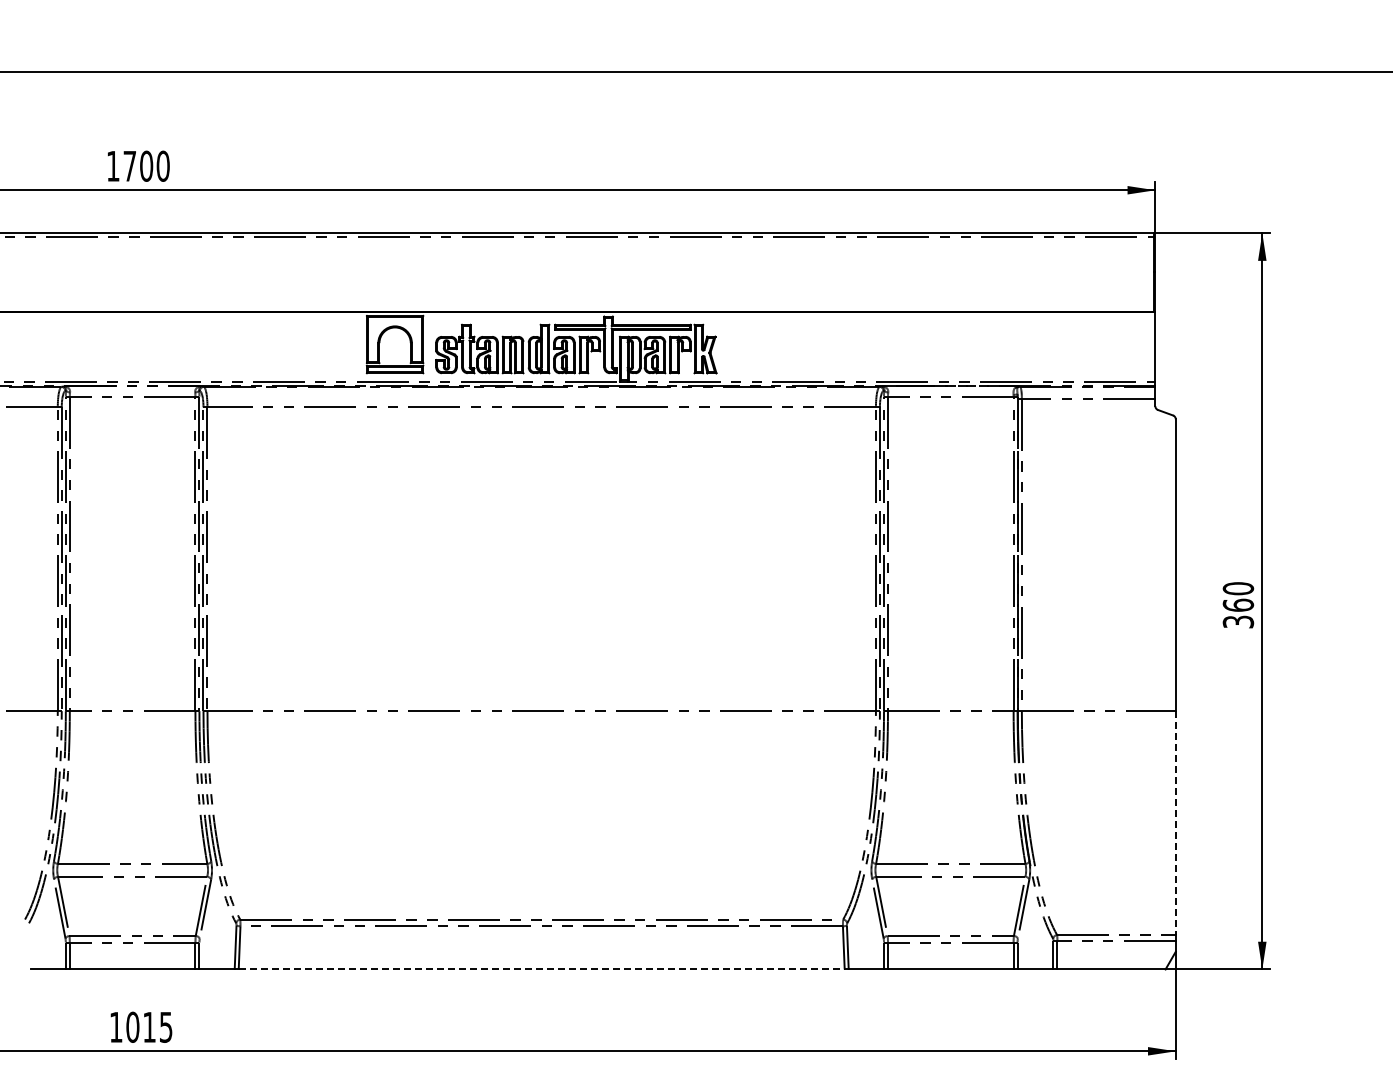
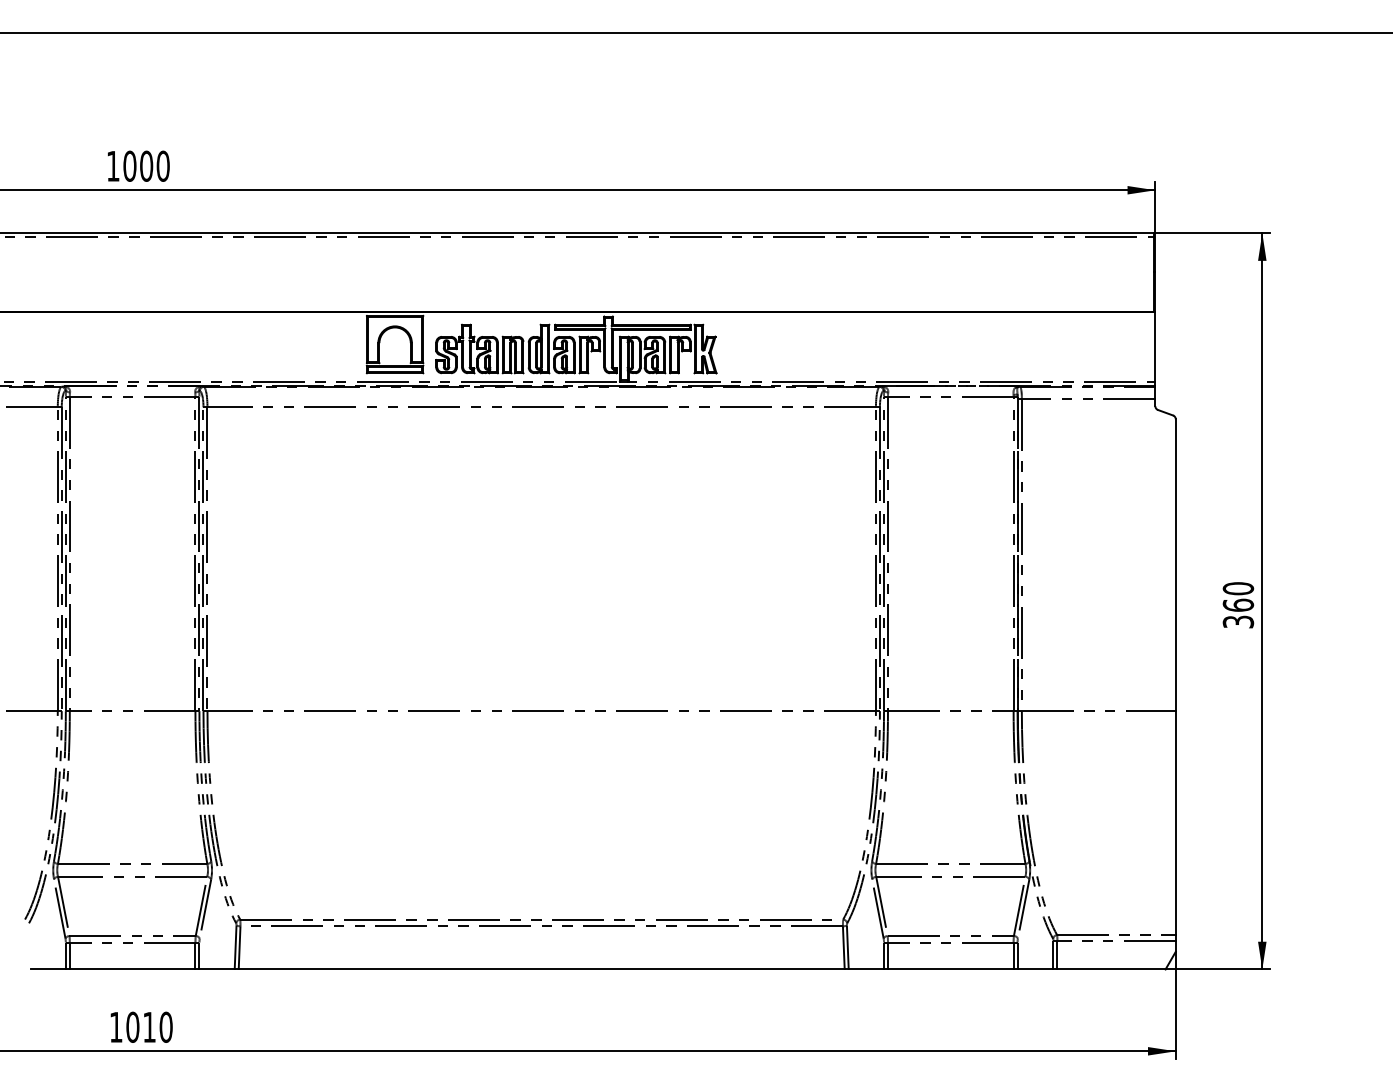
line position: (695, 71) -> (695, 32) (695, 32)
text: 1700 -> 1000 (129, 165)
line: dashed -> solid (1175, 823)
line: dashed -> solid (541, 969)
text: 1015 -> 1010 (165, 1026)
